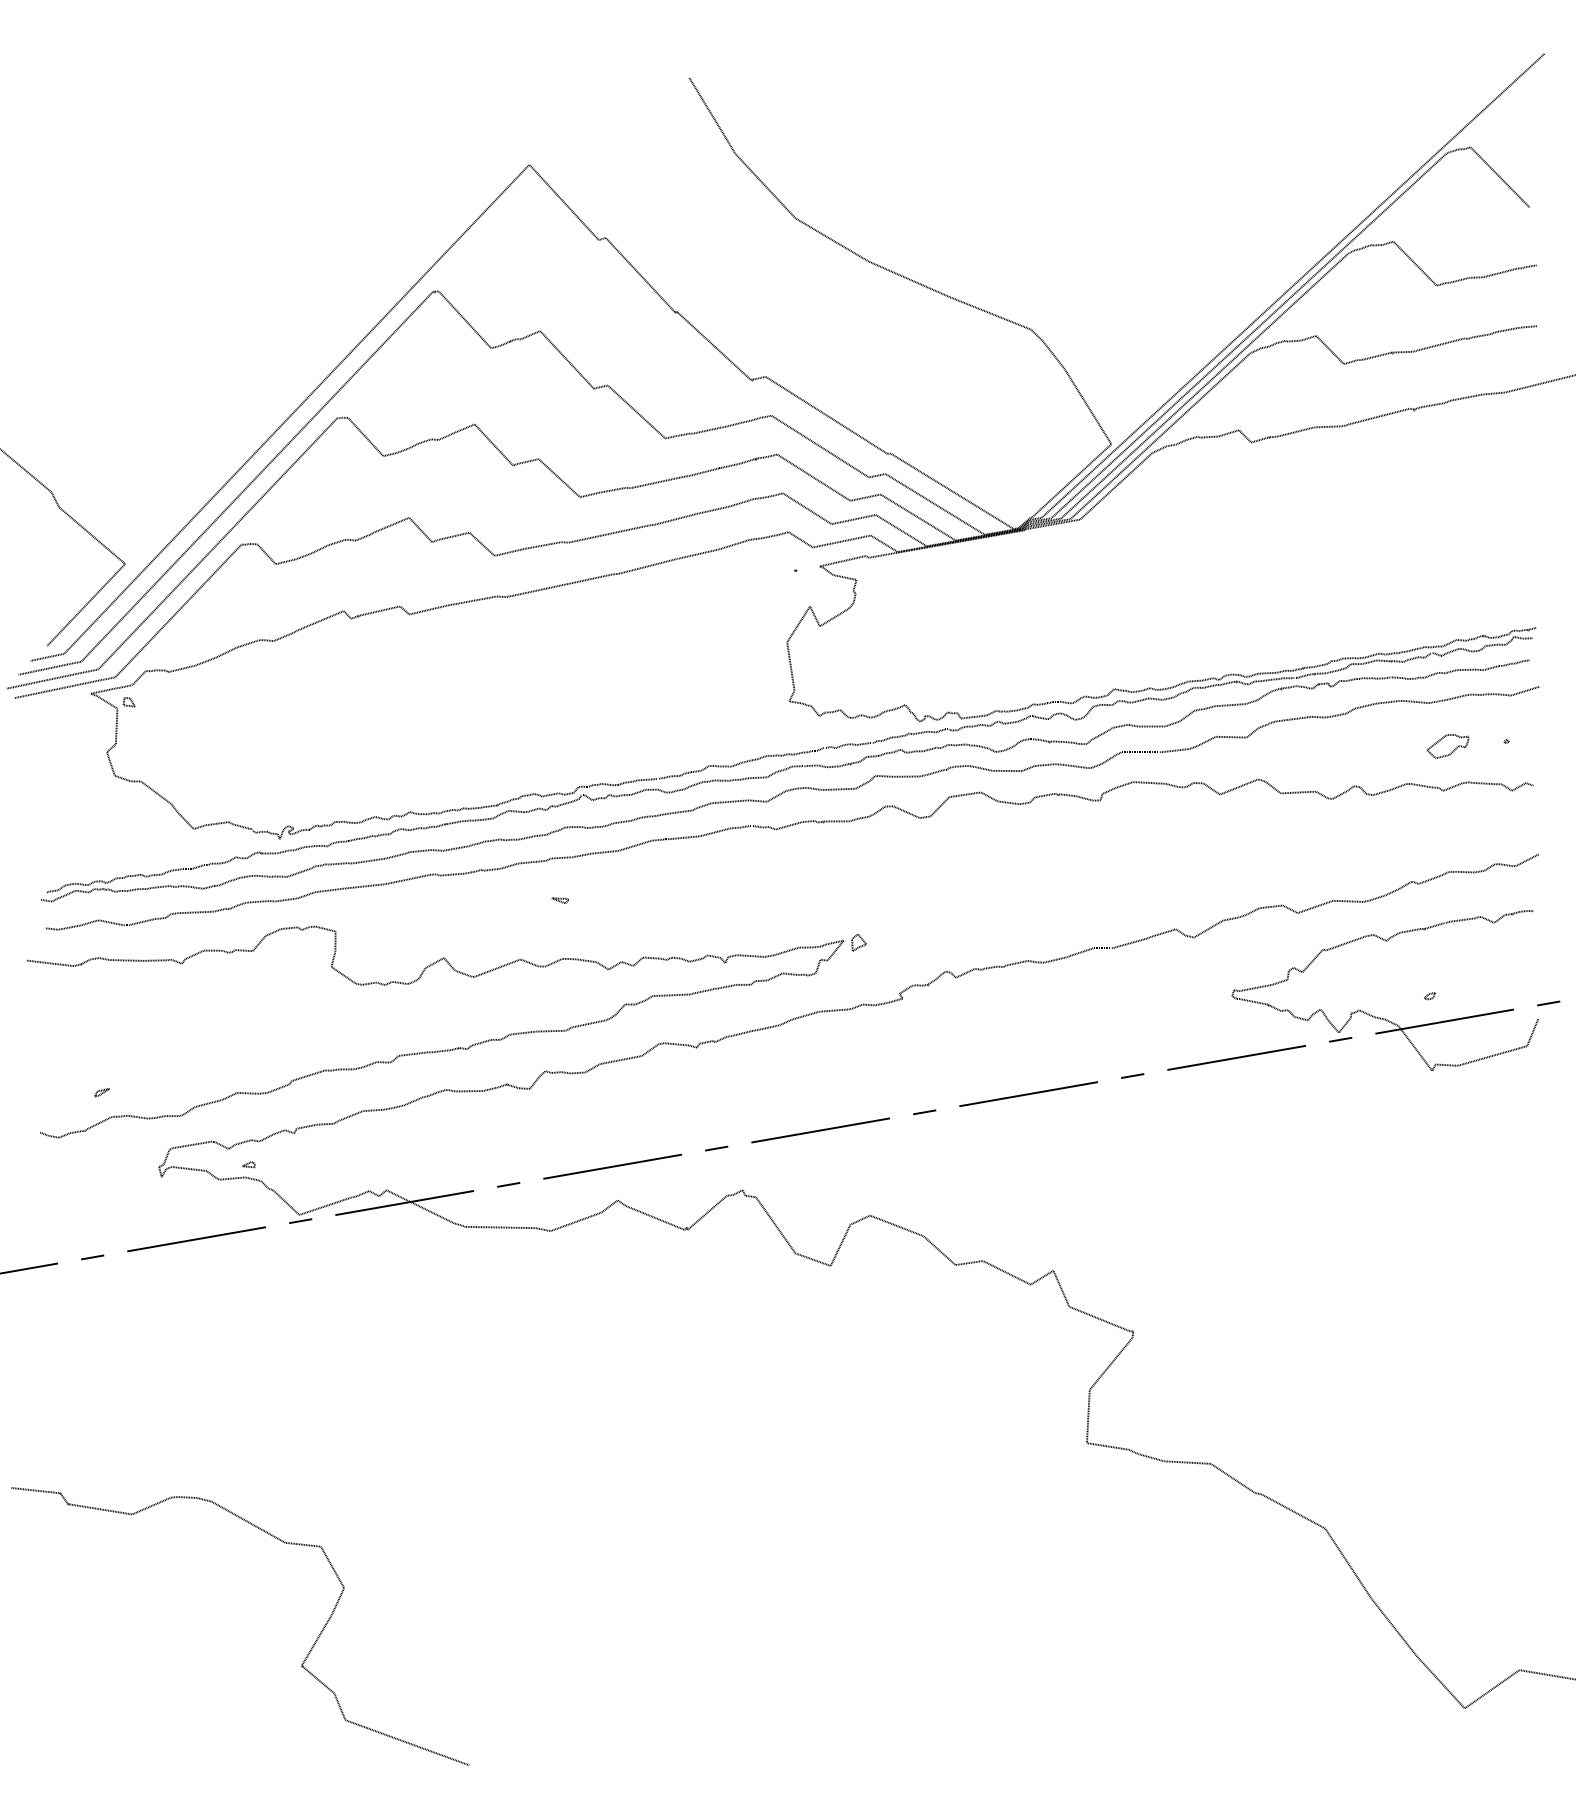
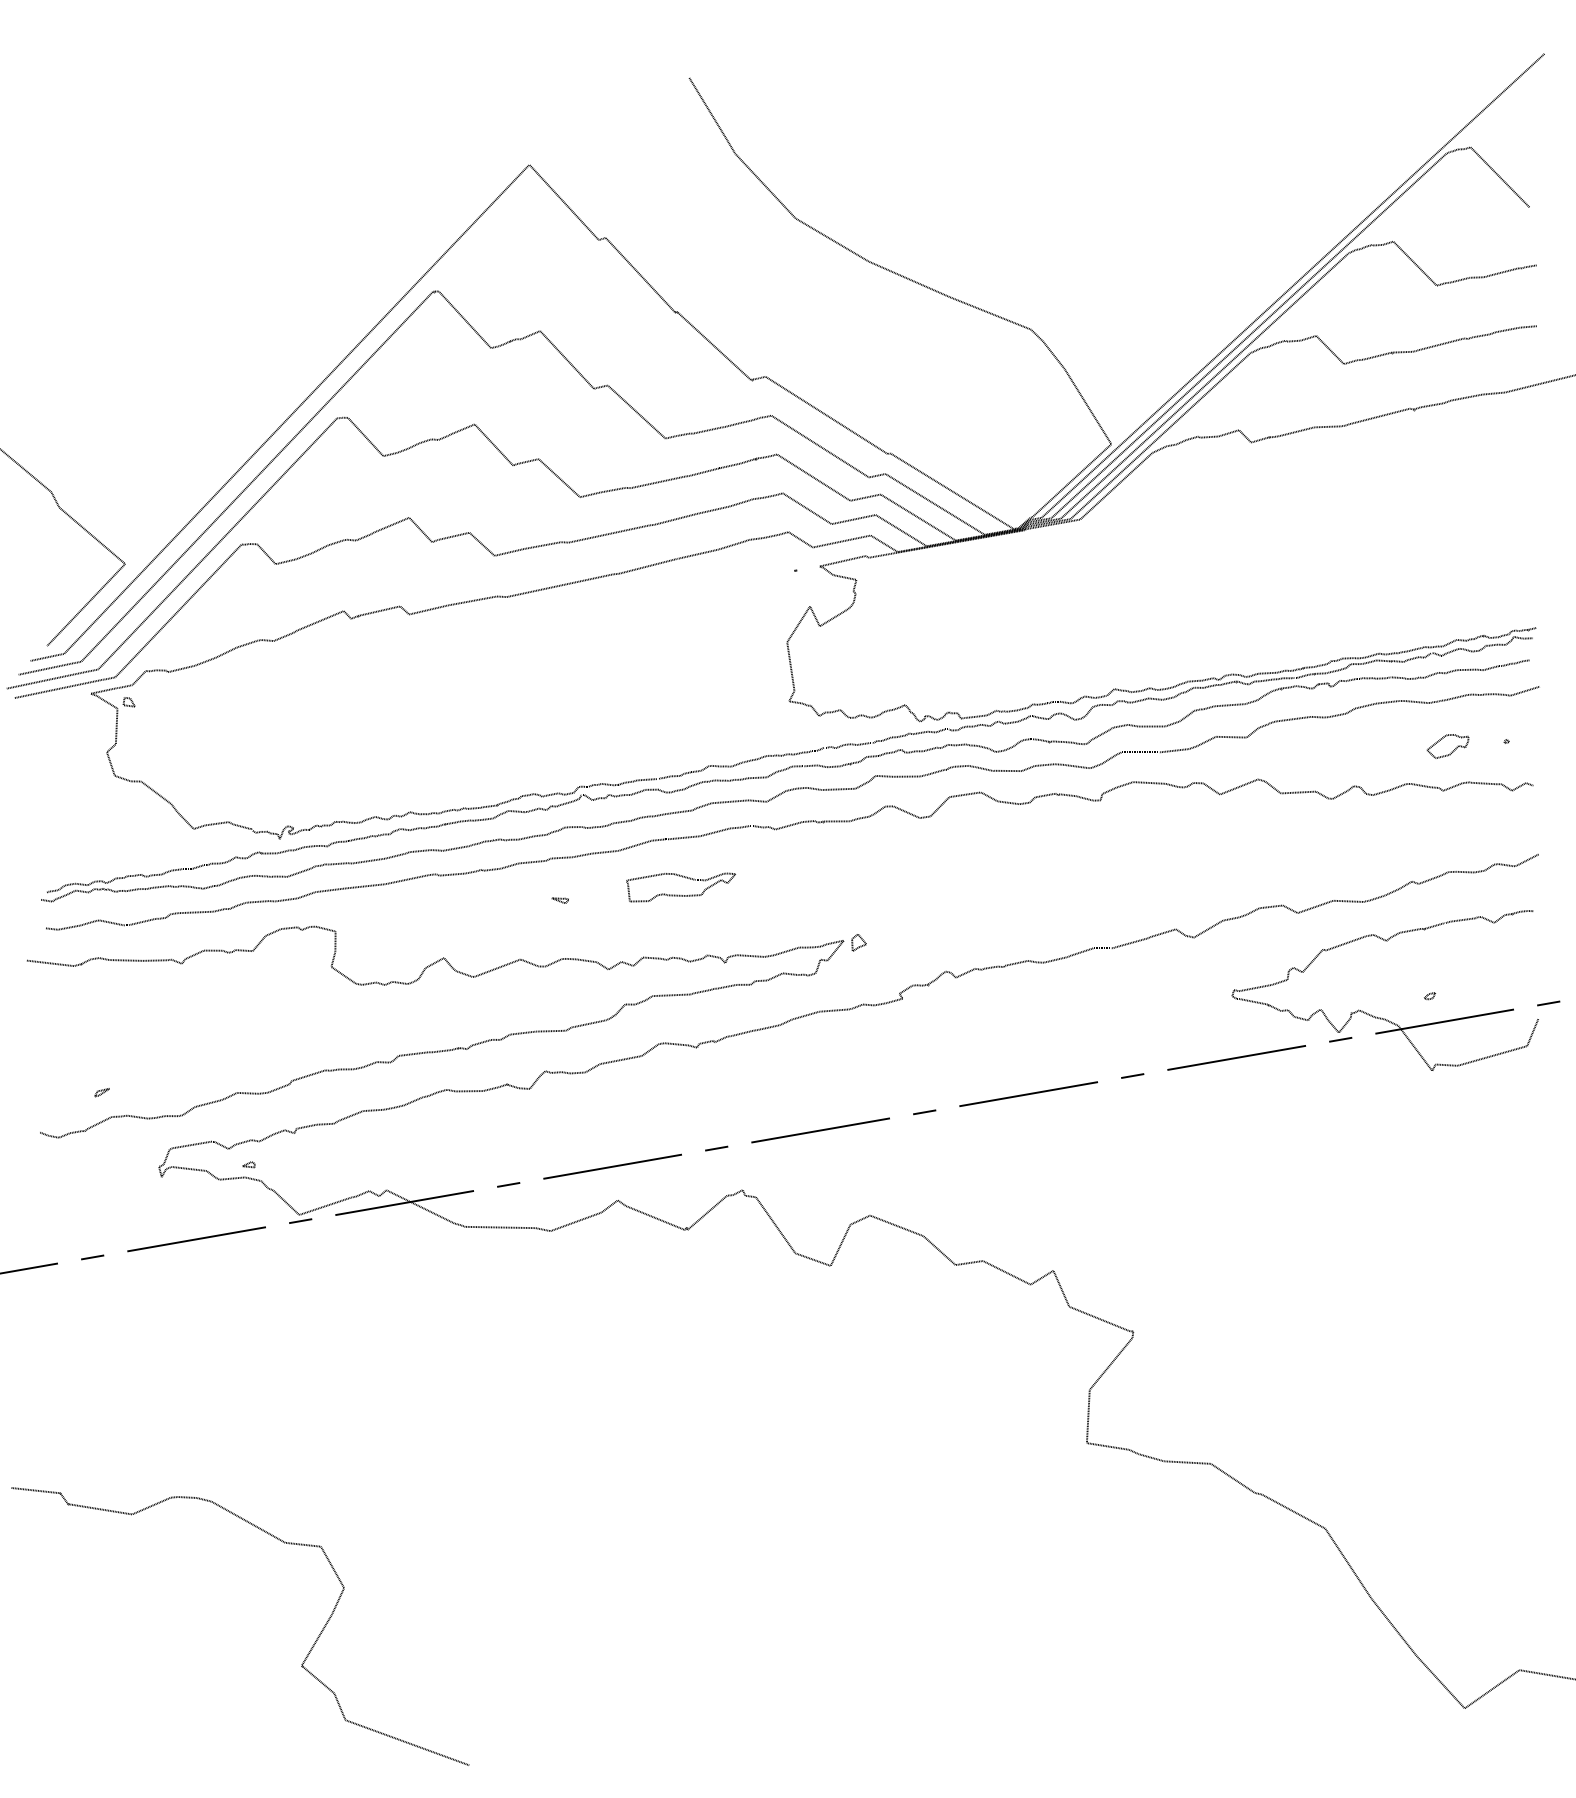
part: none -> present (679, 894)
